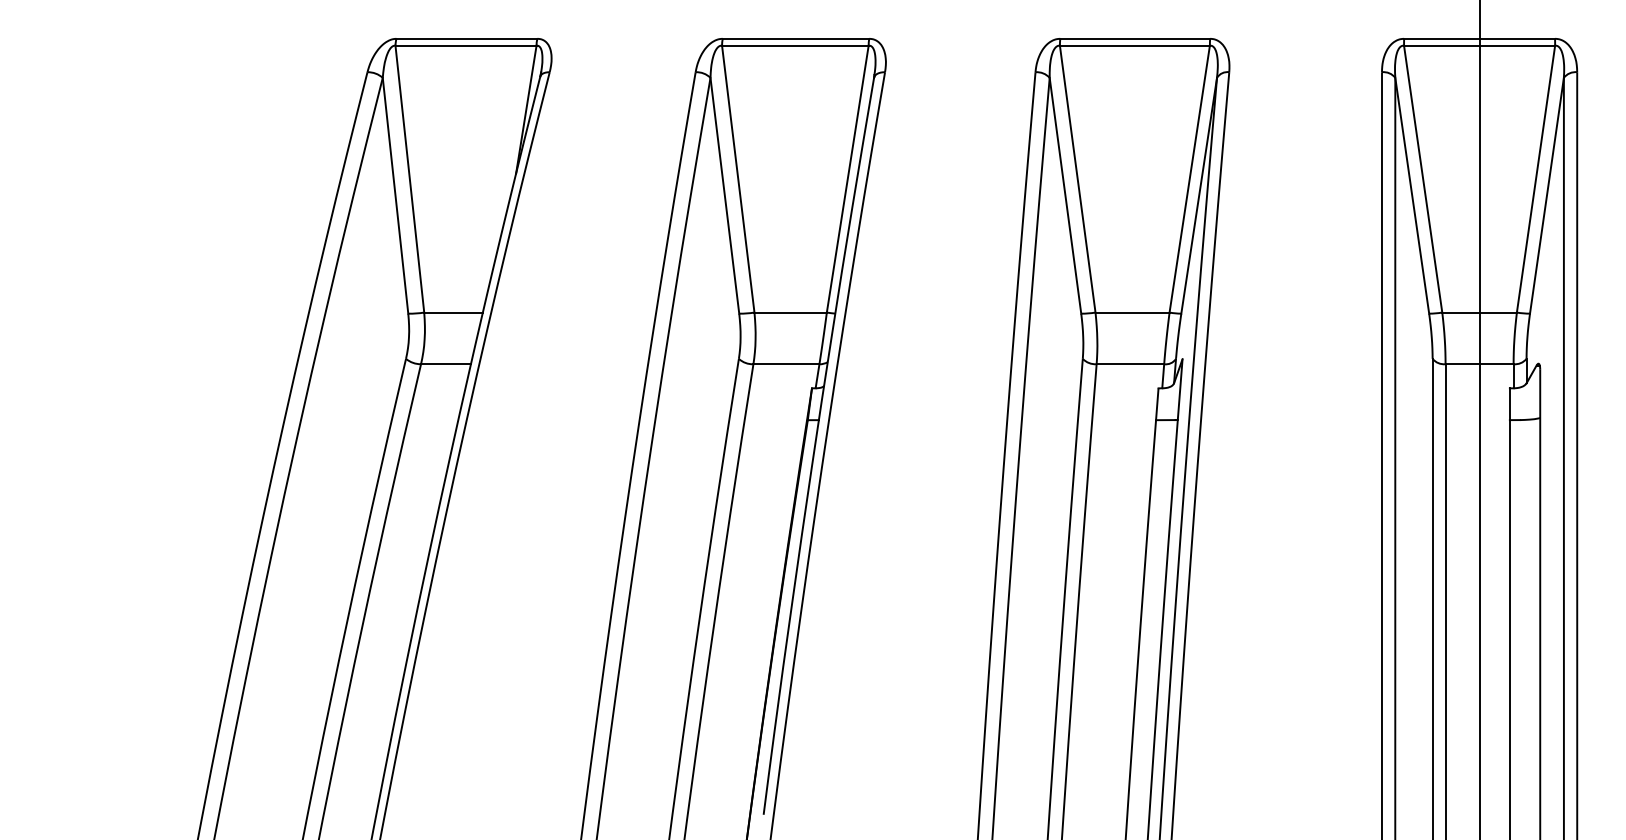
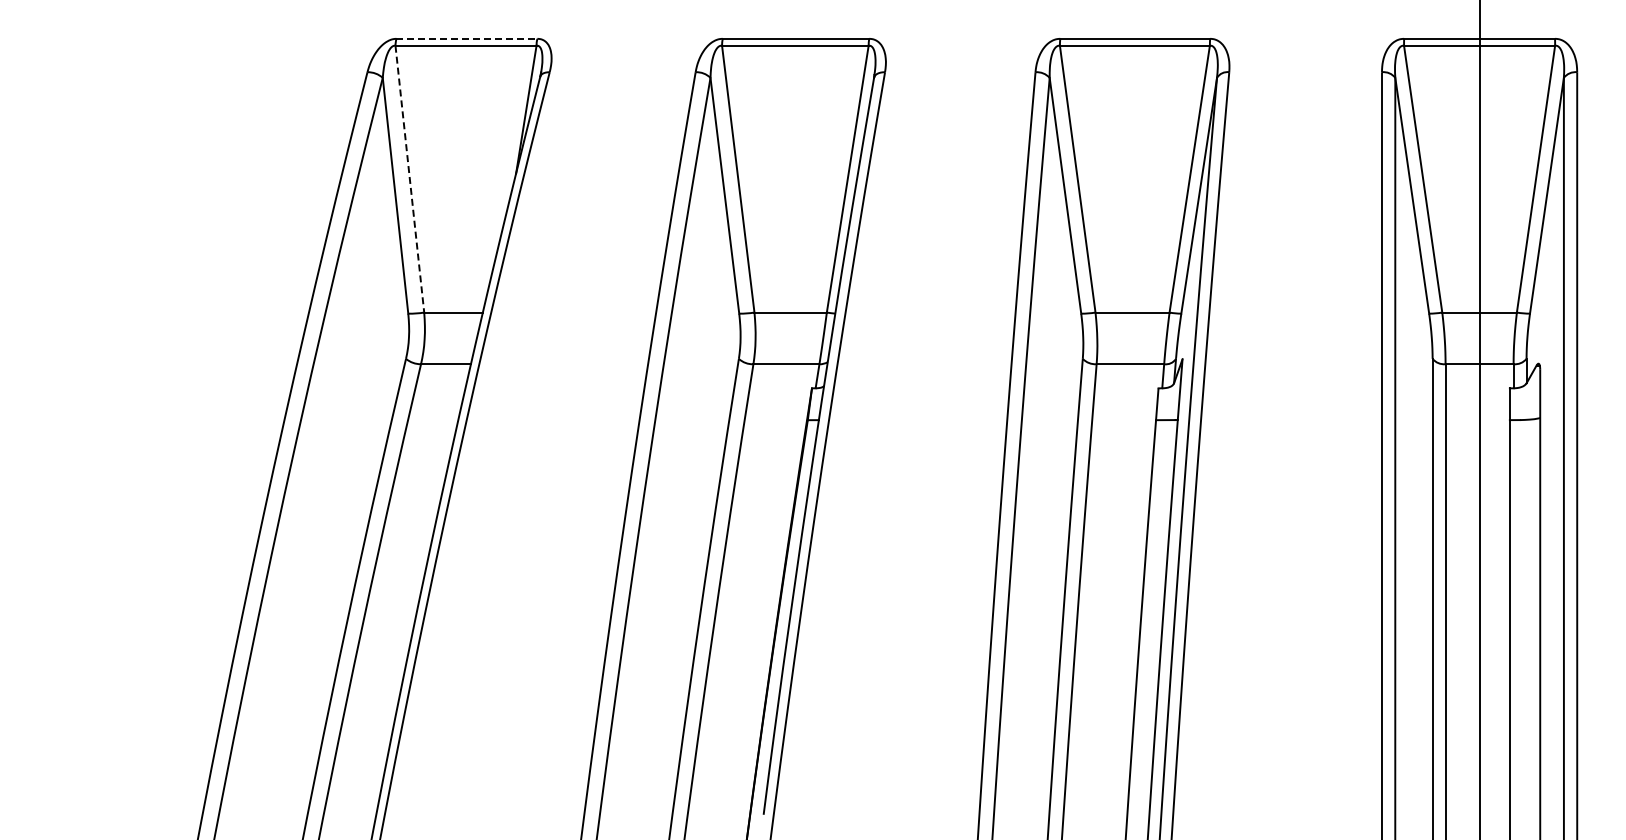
line: solid -> dashed (467, 38)
line: solid -> dashed (409, 179)
